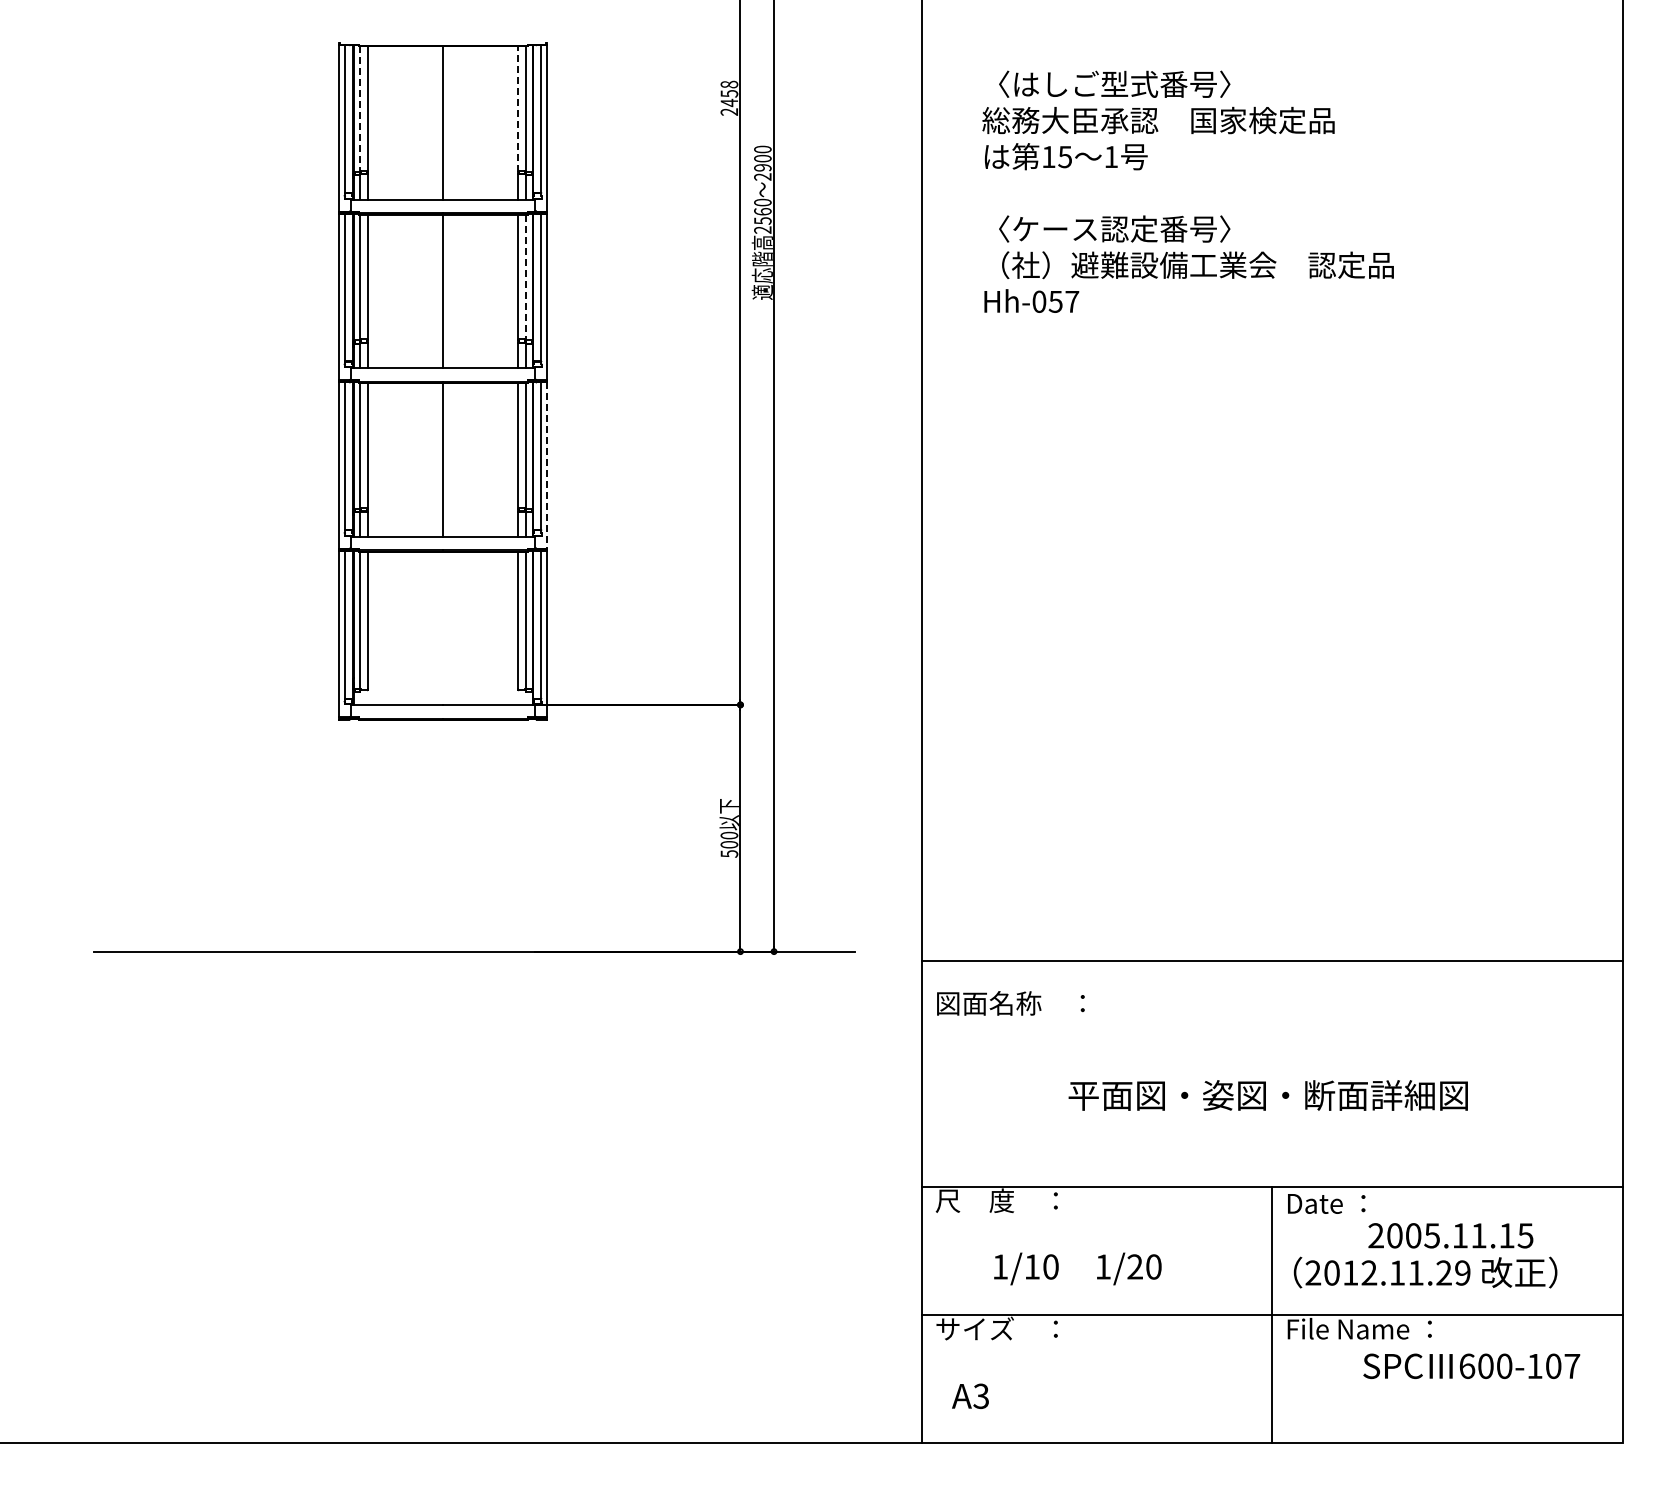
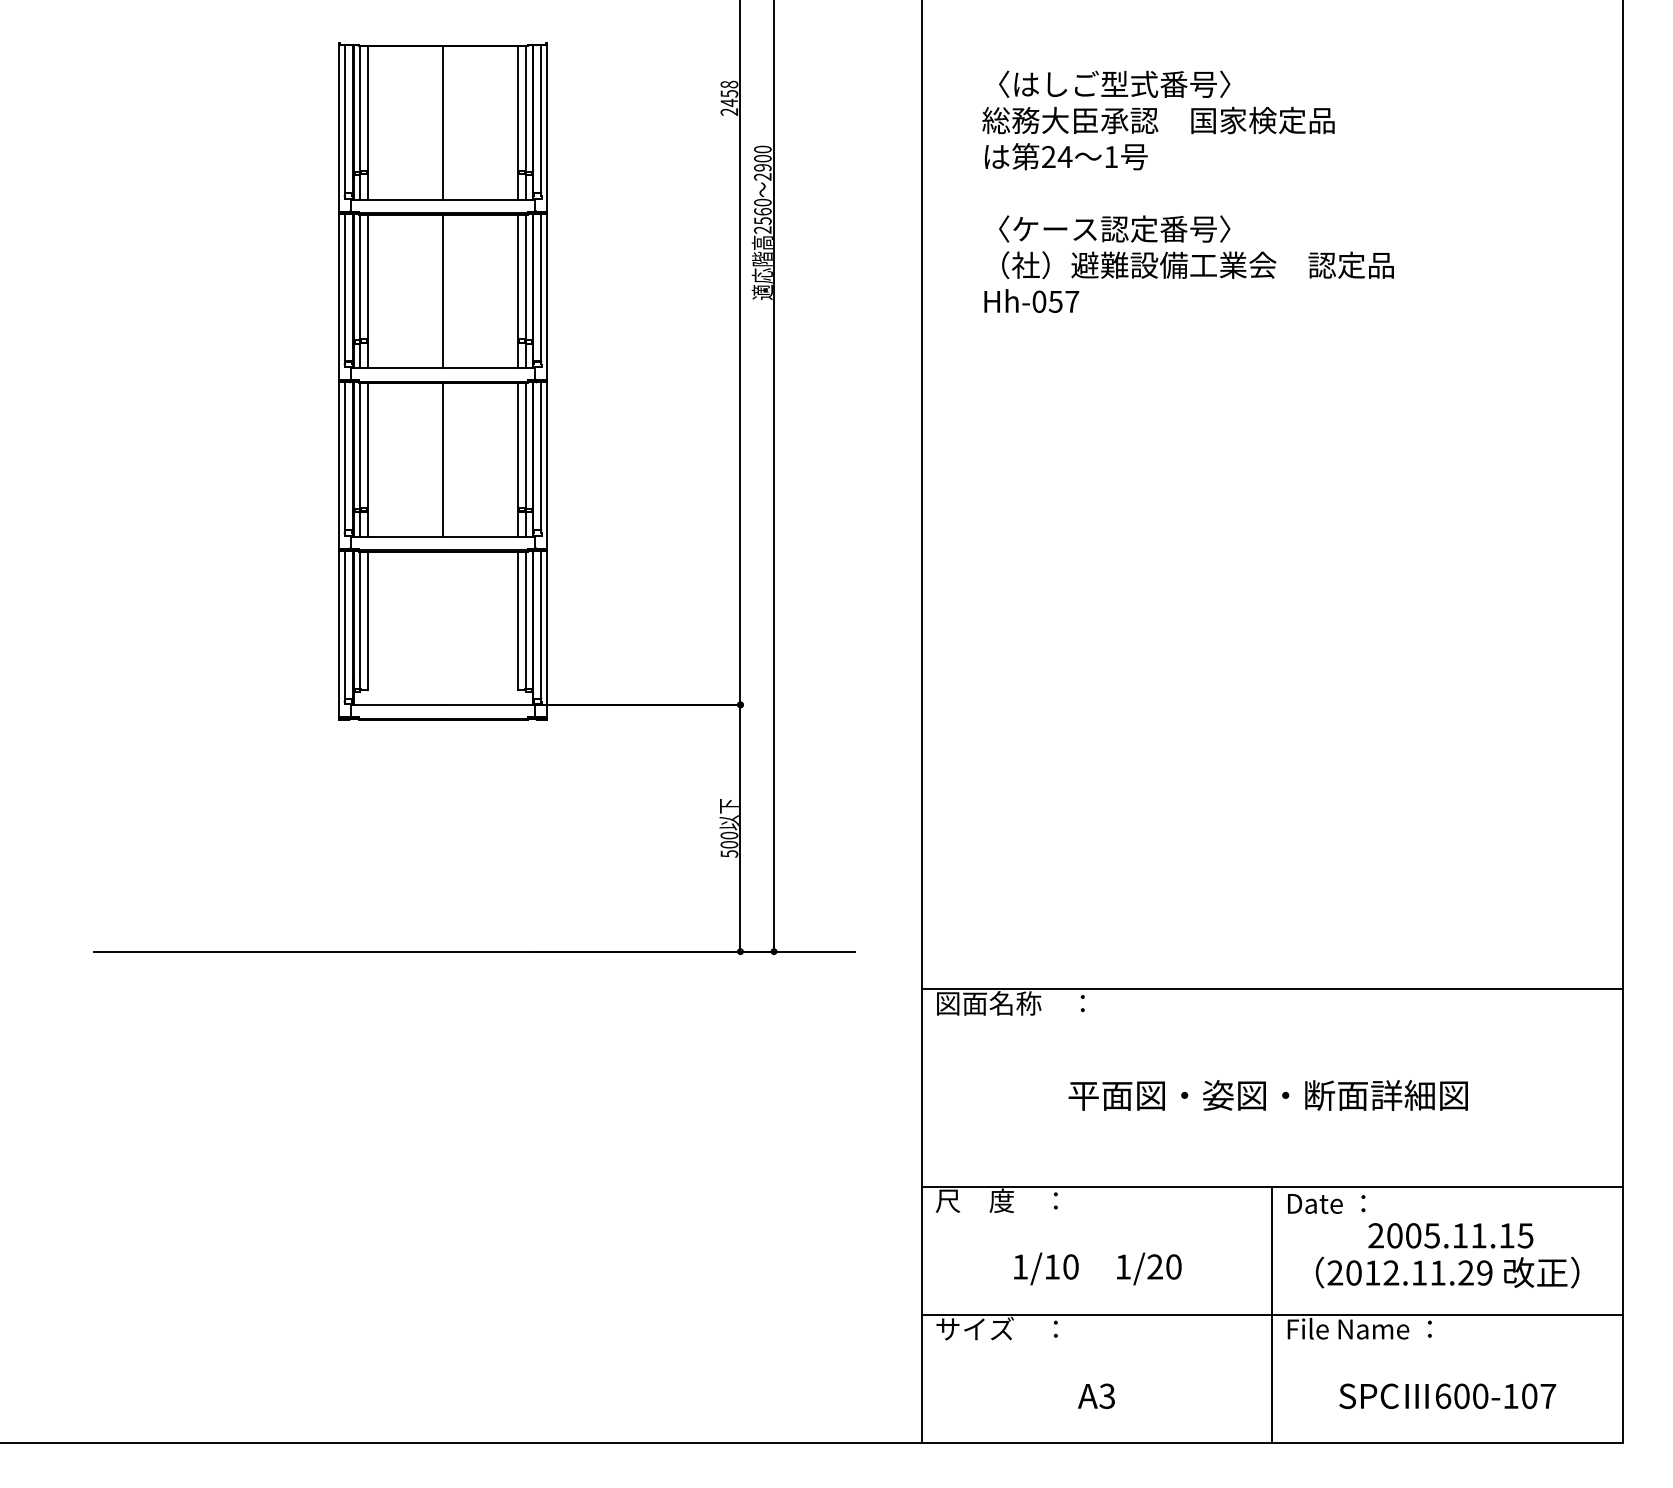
line: dashed -> solid (360, 108)
line: dashed -> solid (518, 108)
text: 15 -> 24 (1057, 156)
line: dashed -> solid (526, 277)
line: dashed -> solid (547, 466)
line position: (1272, 961) -> (1272, 989) (1272, 989)
text position: (1077, 1268) -> (1097, 1268) (1097, 1268)
text position: (1425, 1272) -> (1447, 1272) (1447, 1272)
text position: (1471, 1365) -> (1447, 1395) (1447, 1395)
text position: (970, 1395) -> (1096, 1395) (1096, 1395)
